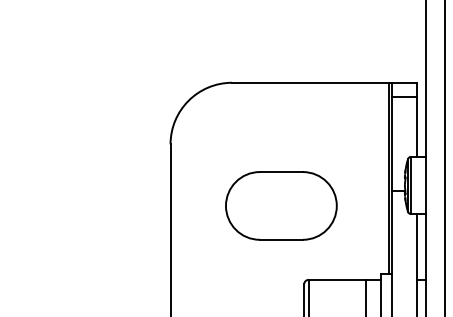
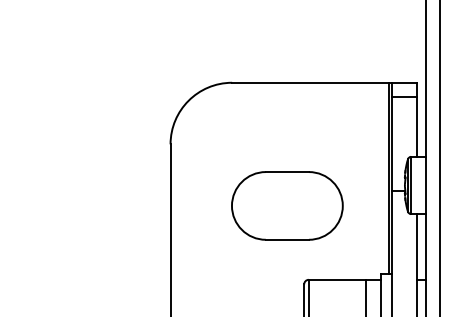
line position: (444, 157) -> (439, 157) (439, 157)
part position: (281, 205) -> (287, 205) (287, 205)
